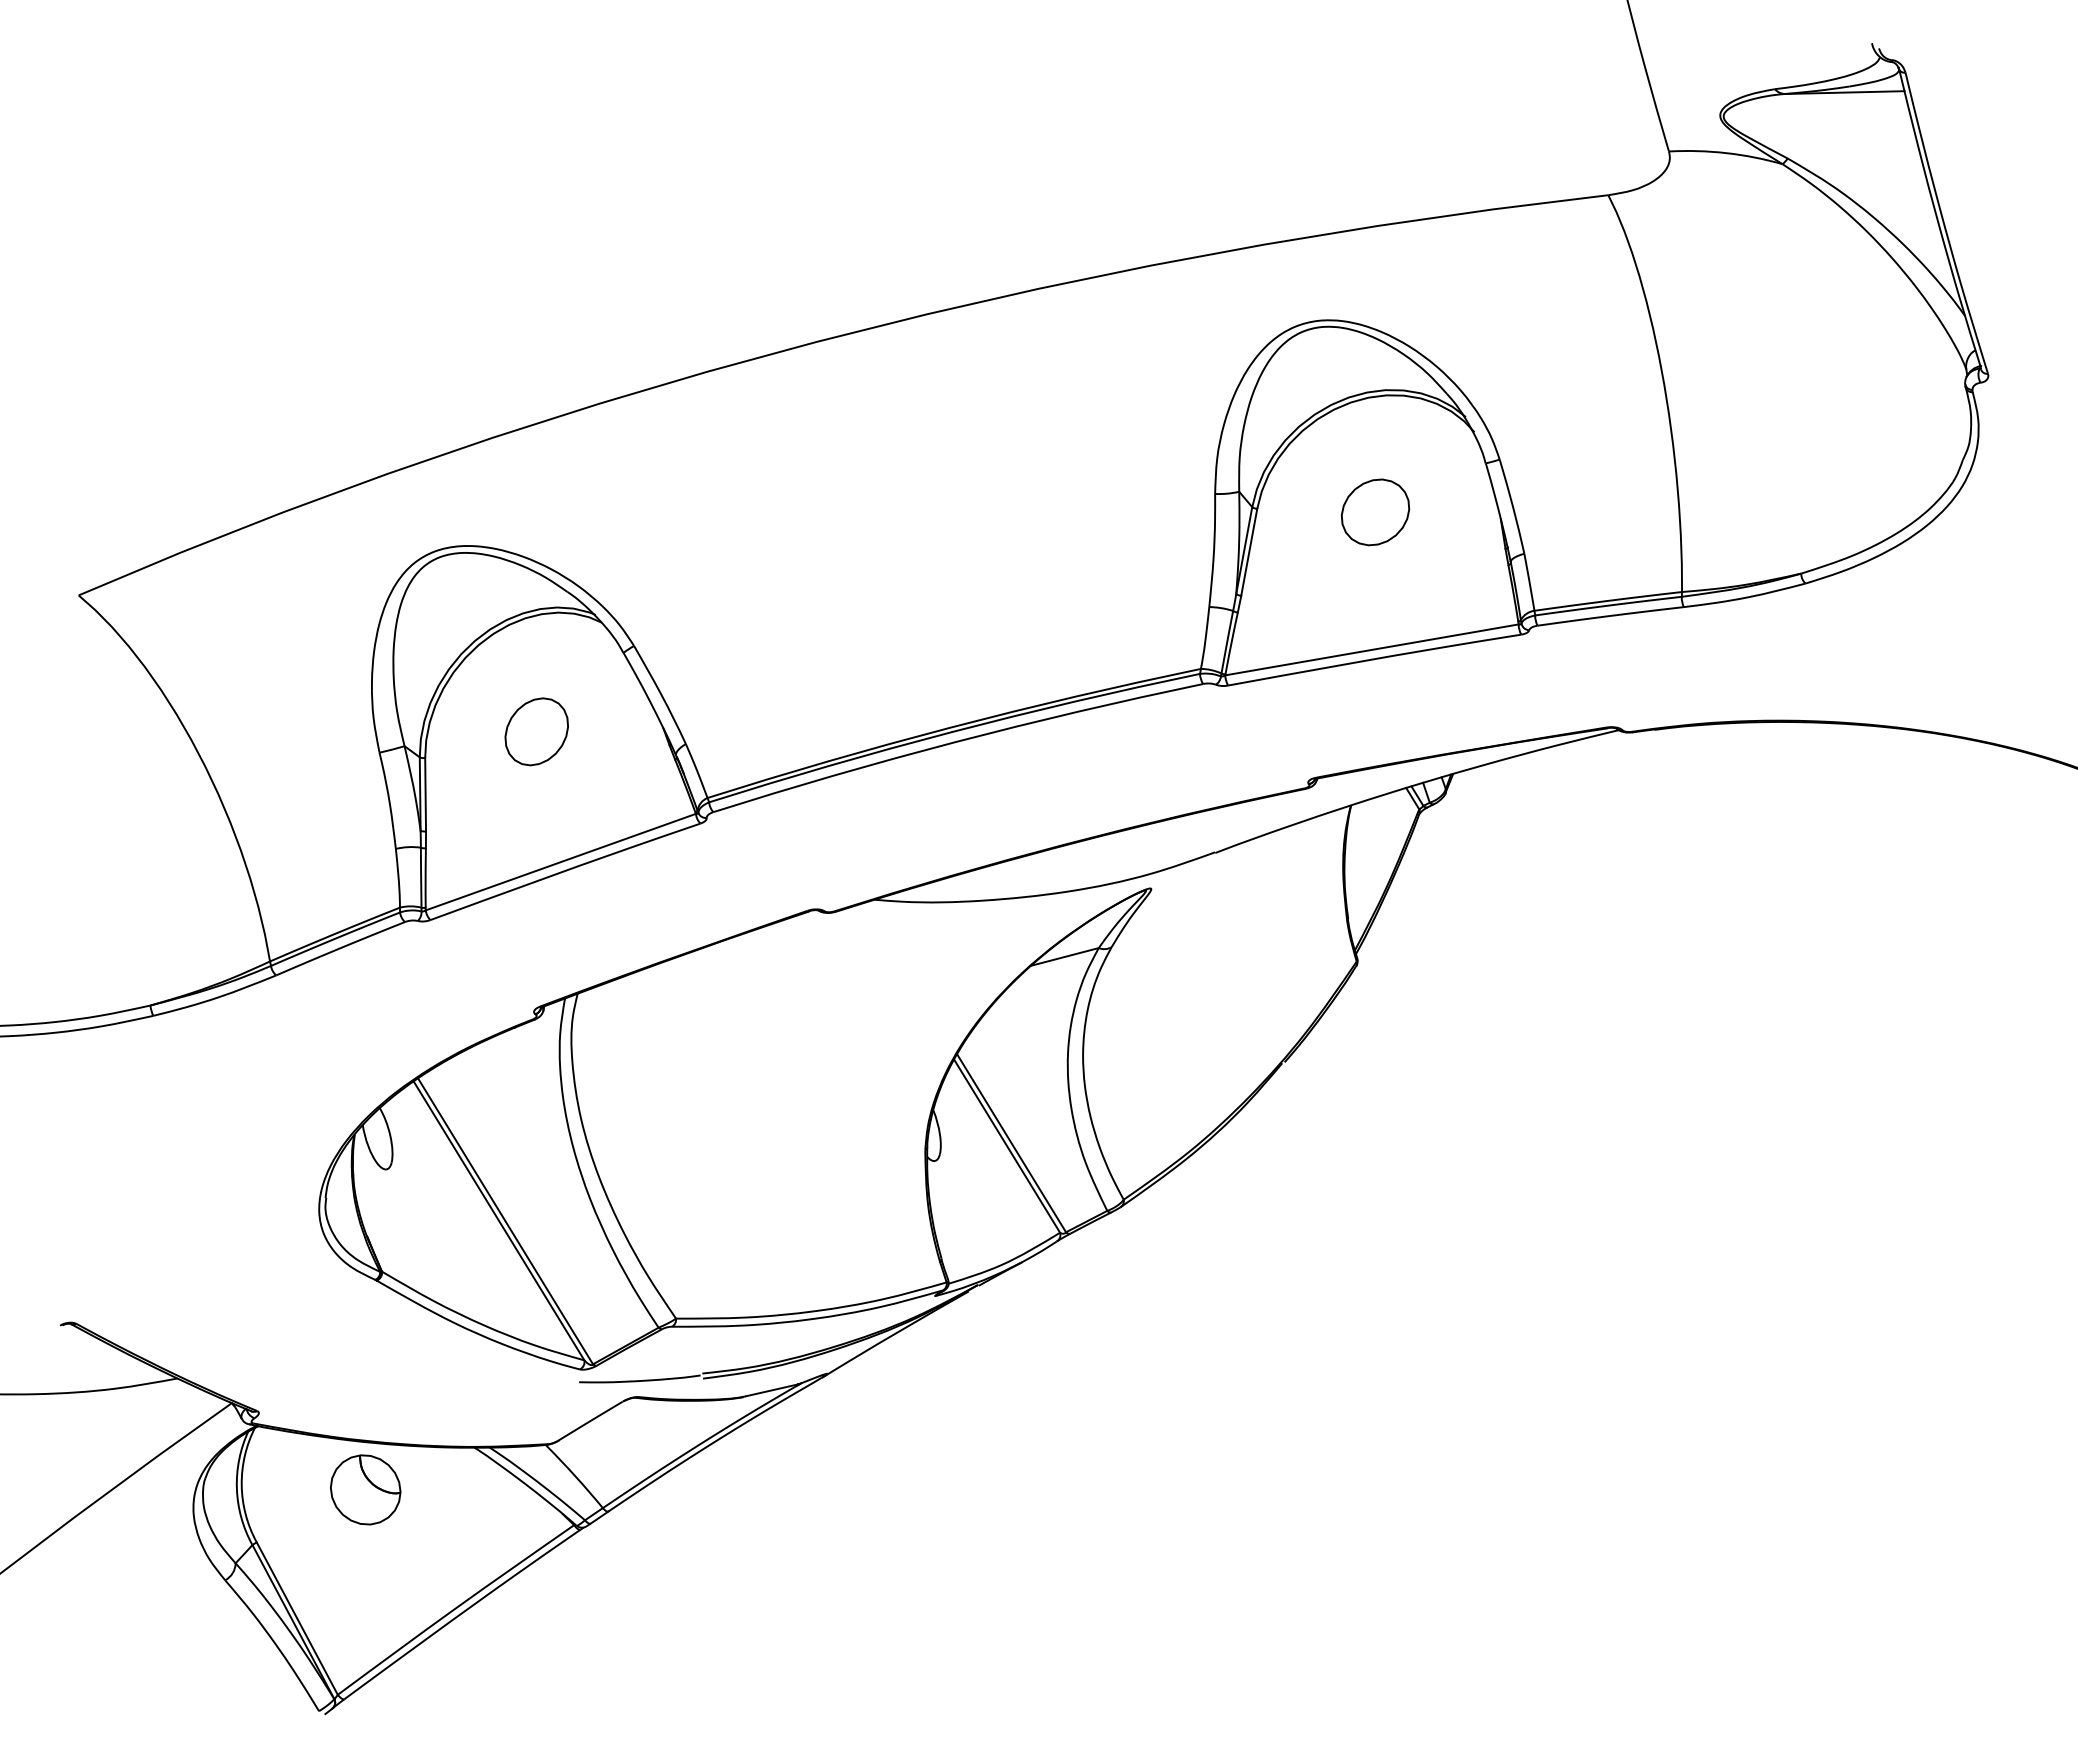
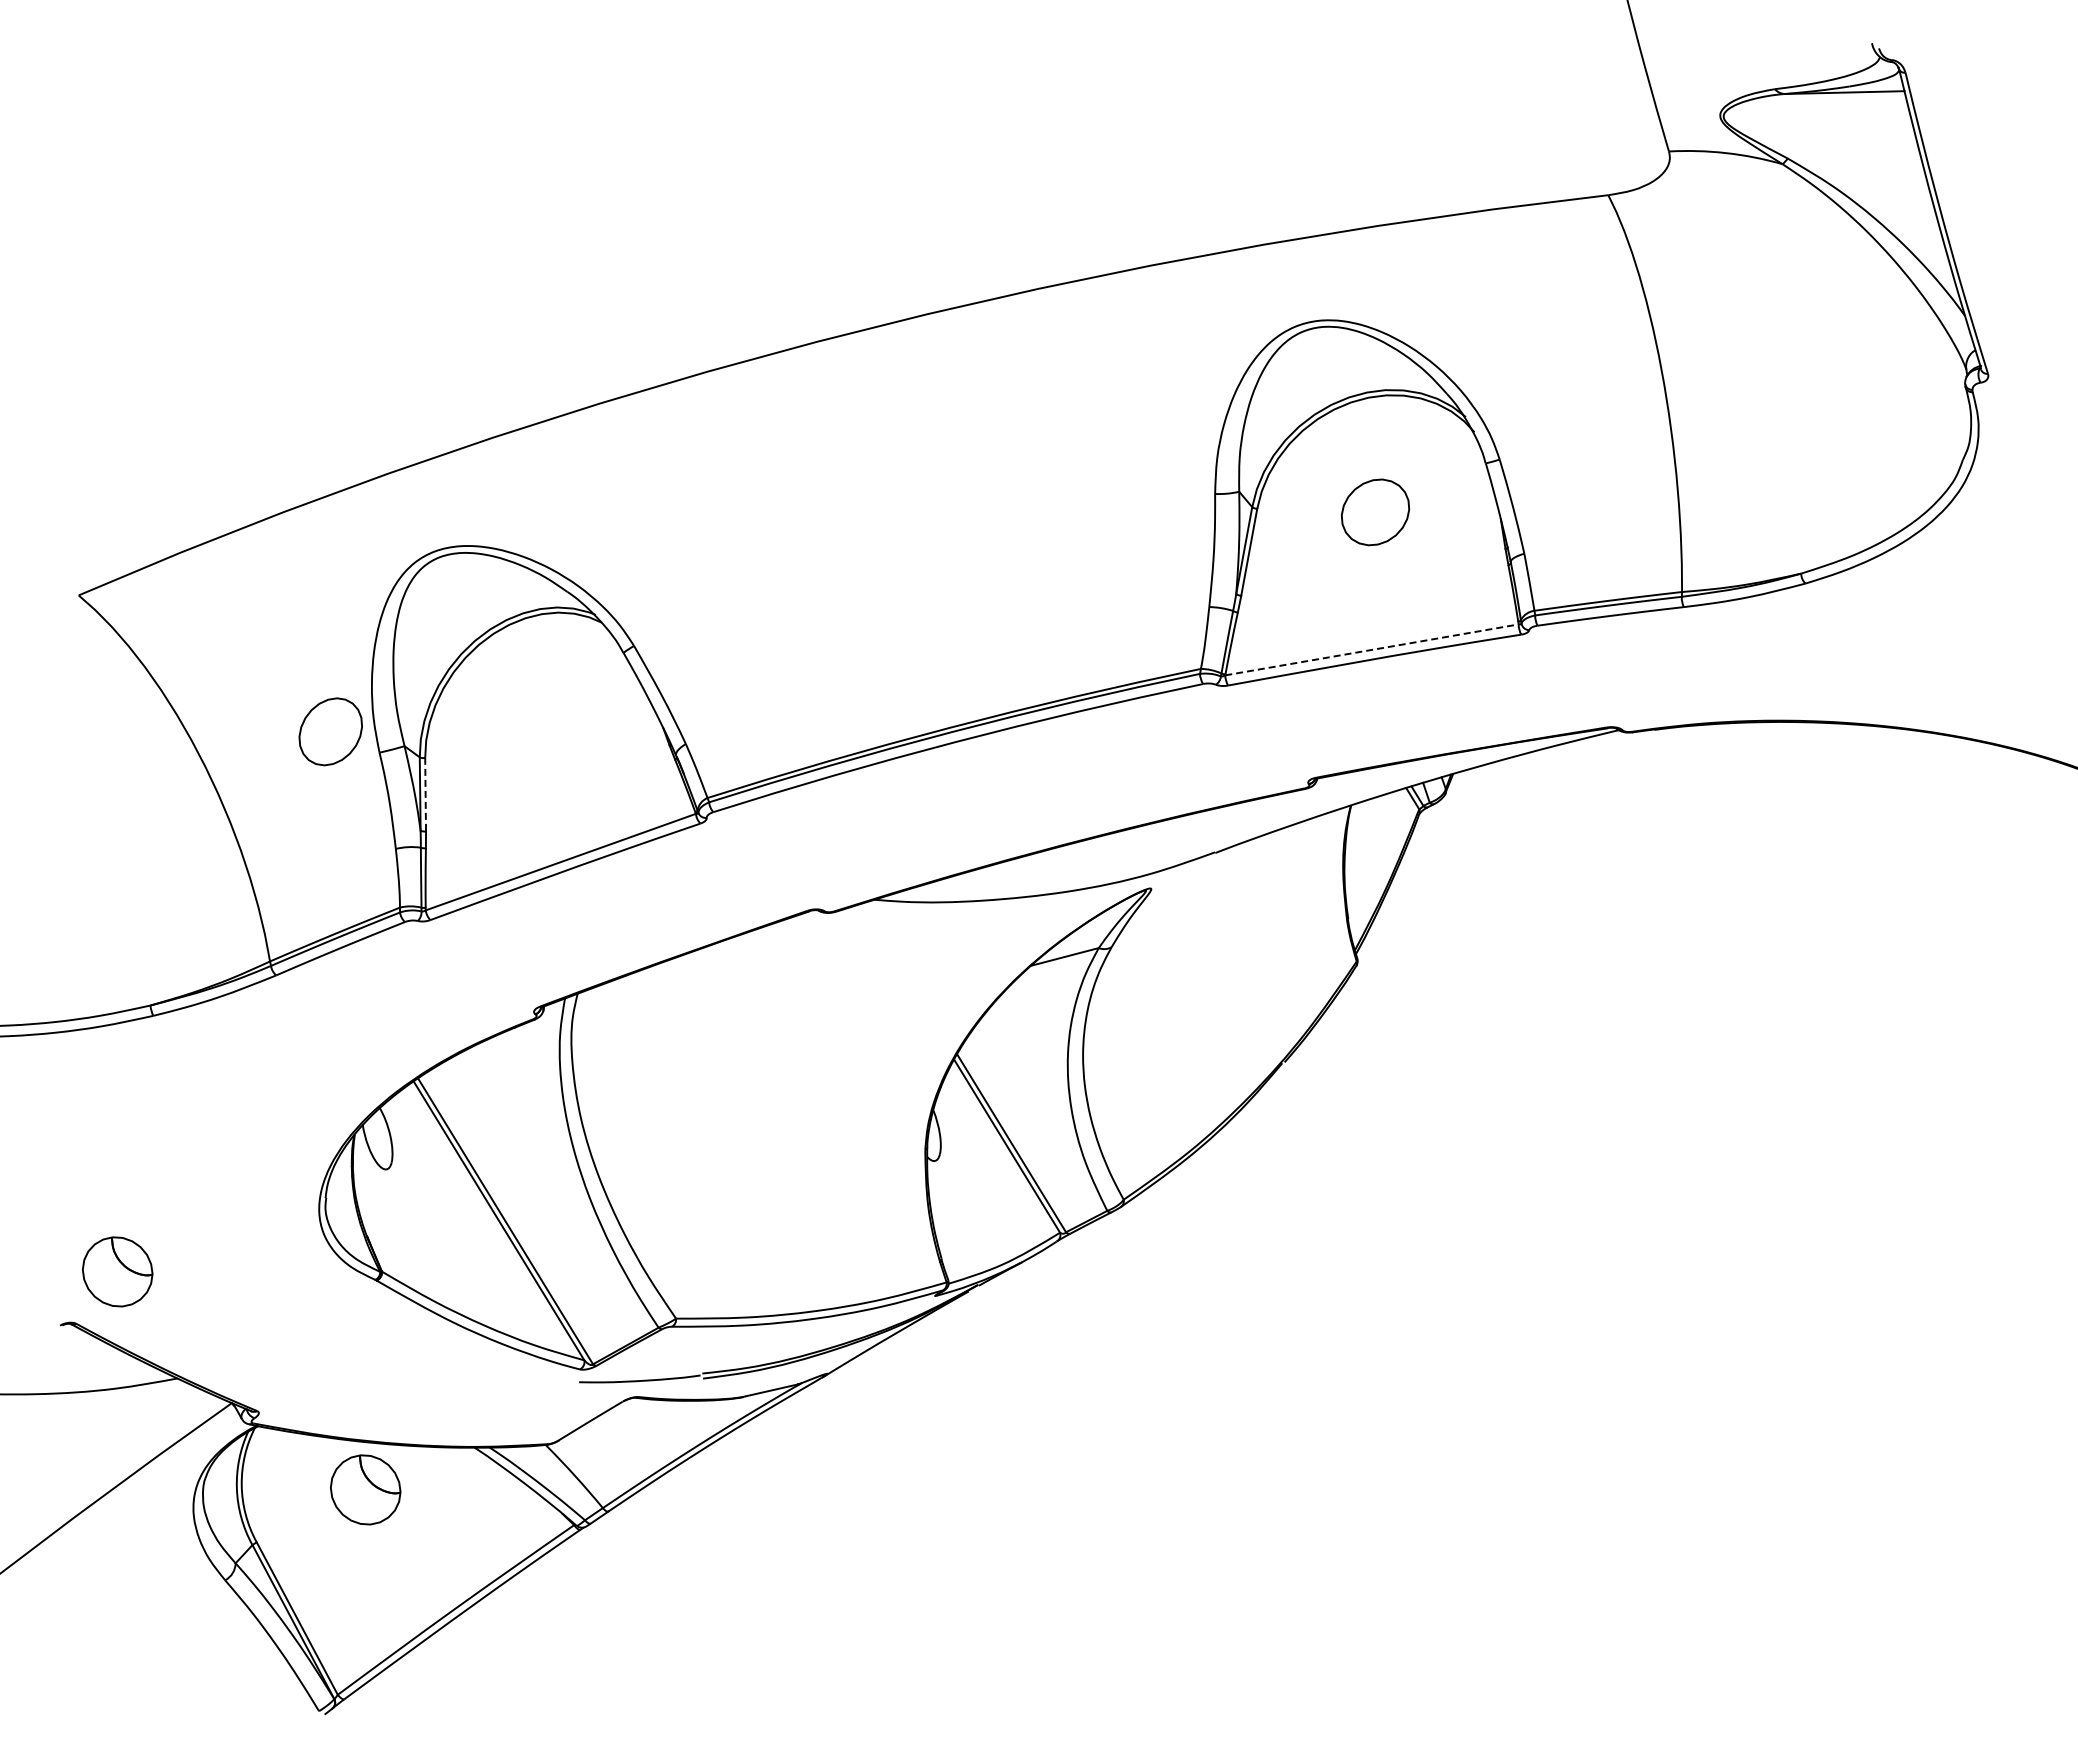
line: solid -> dashed (1371, 649)
part position: (536, 731) -> (330, 731) (330, 731)
line: solid -> dashed (425, 794)
part: none -> present (117, 1271)
